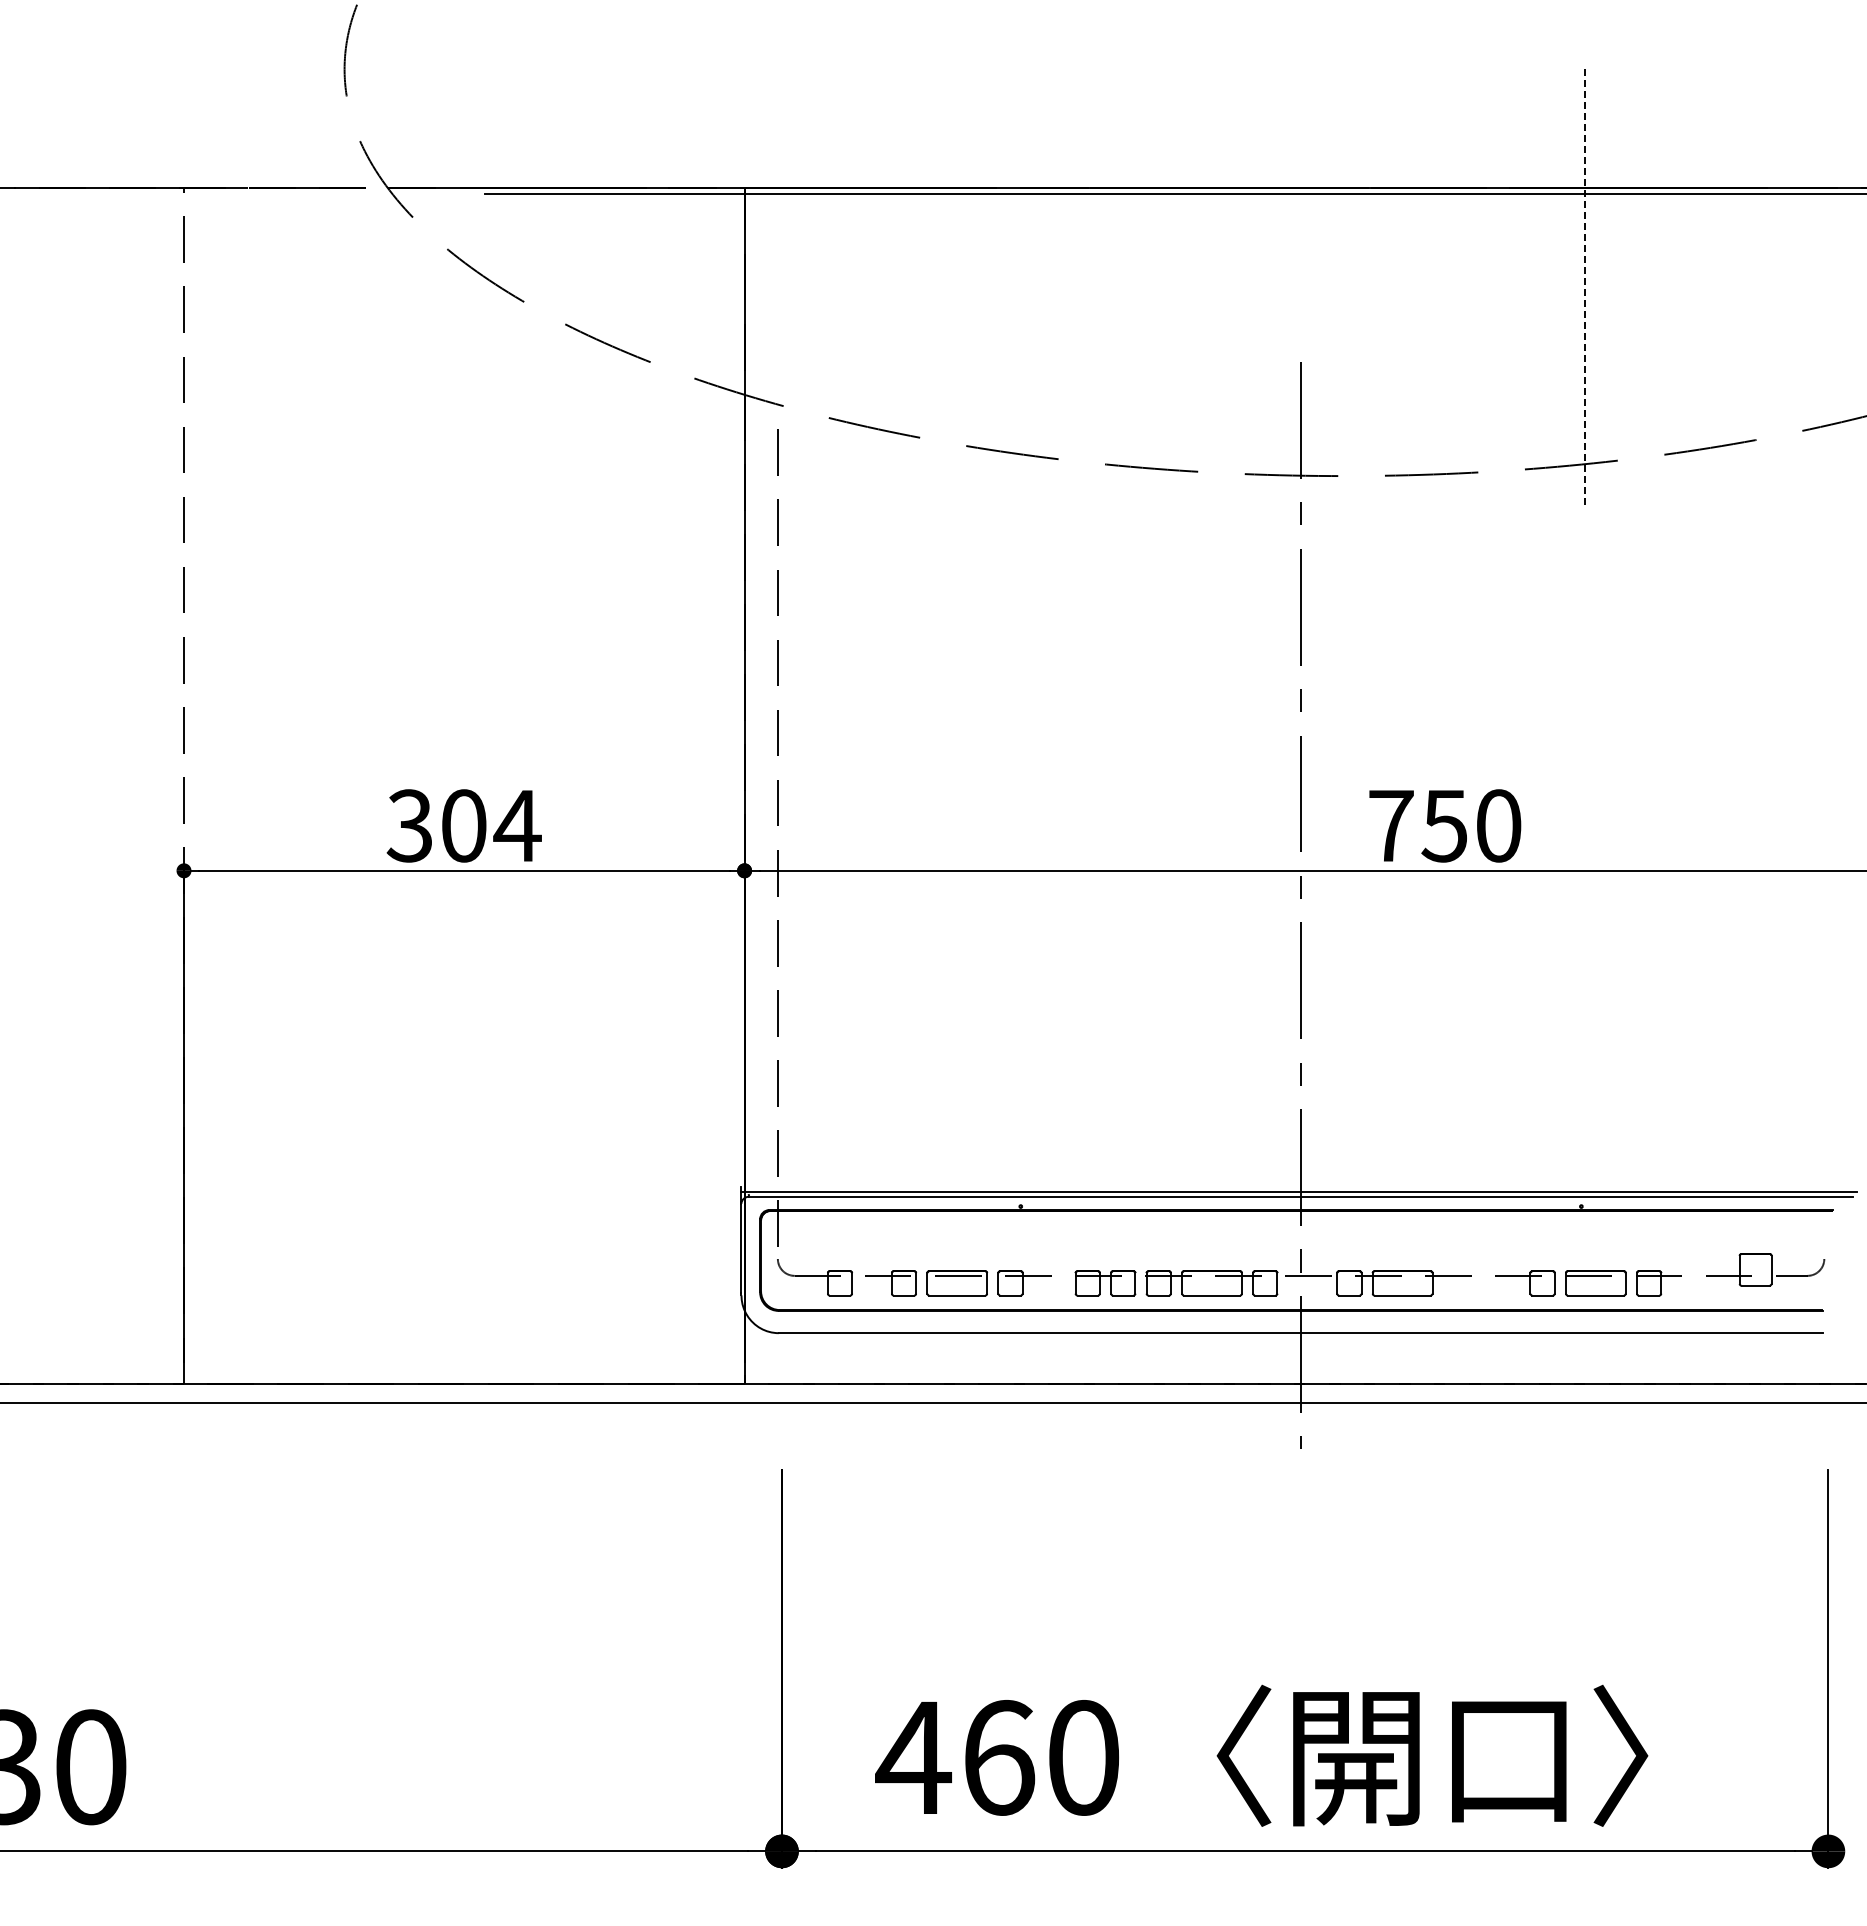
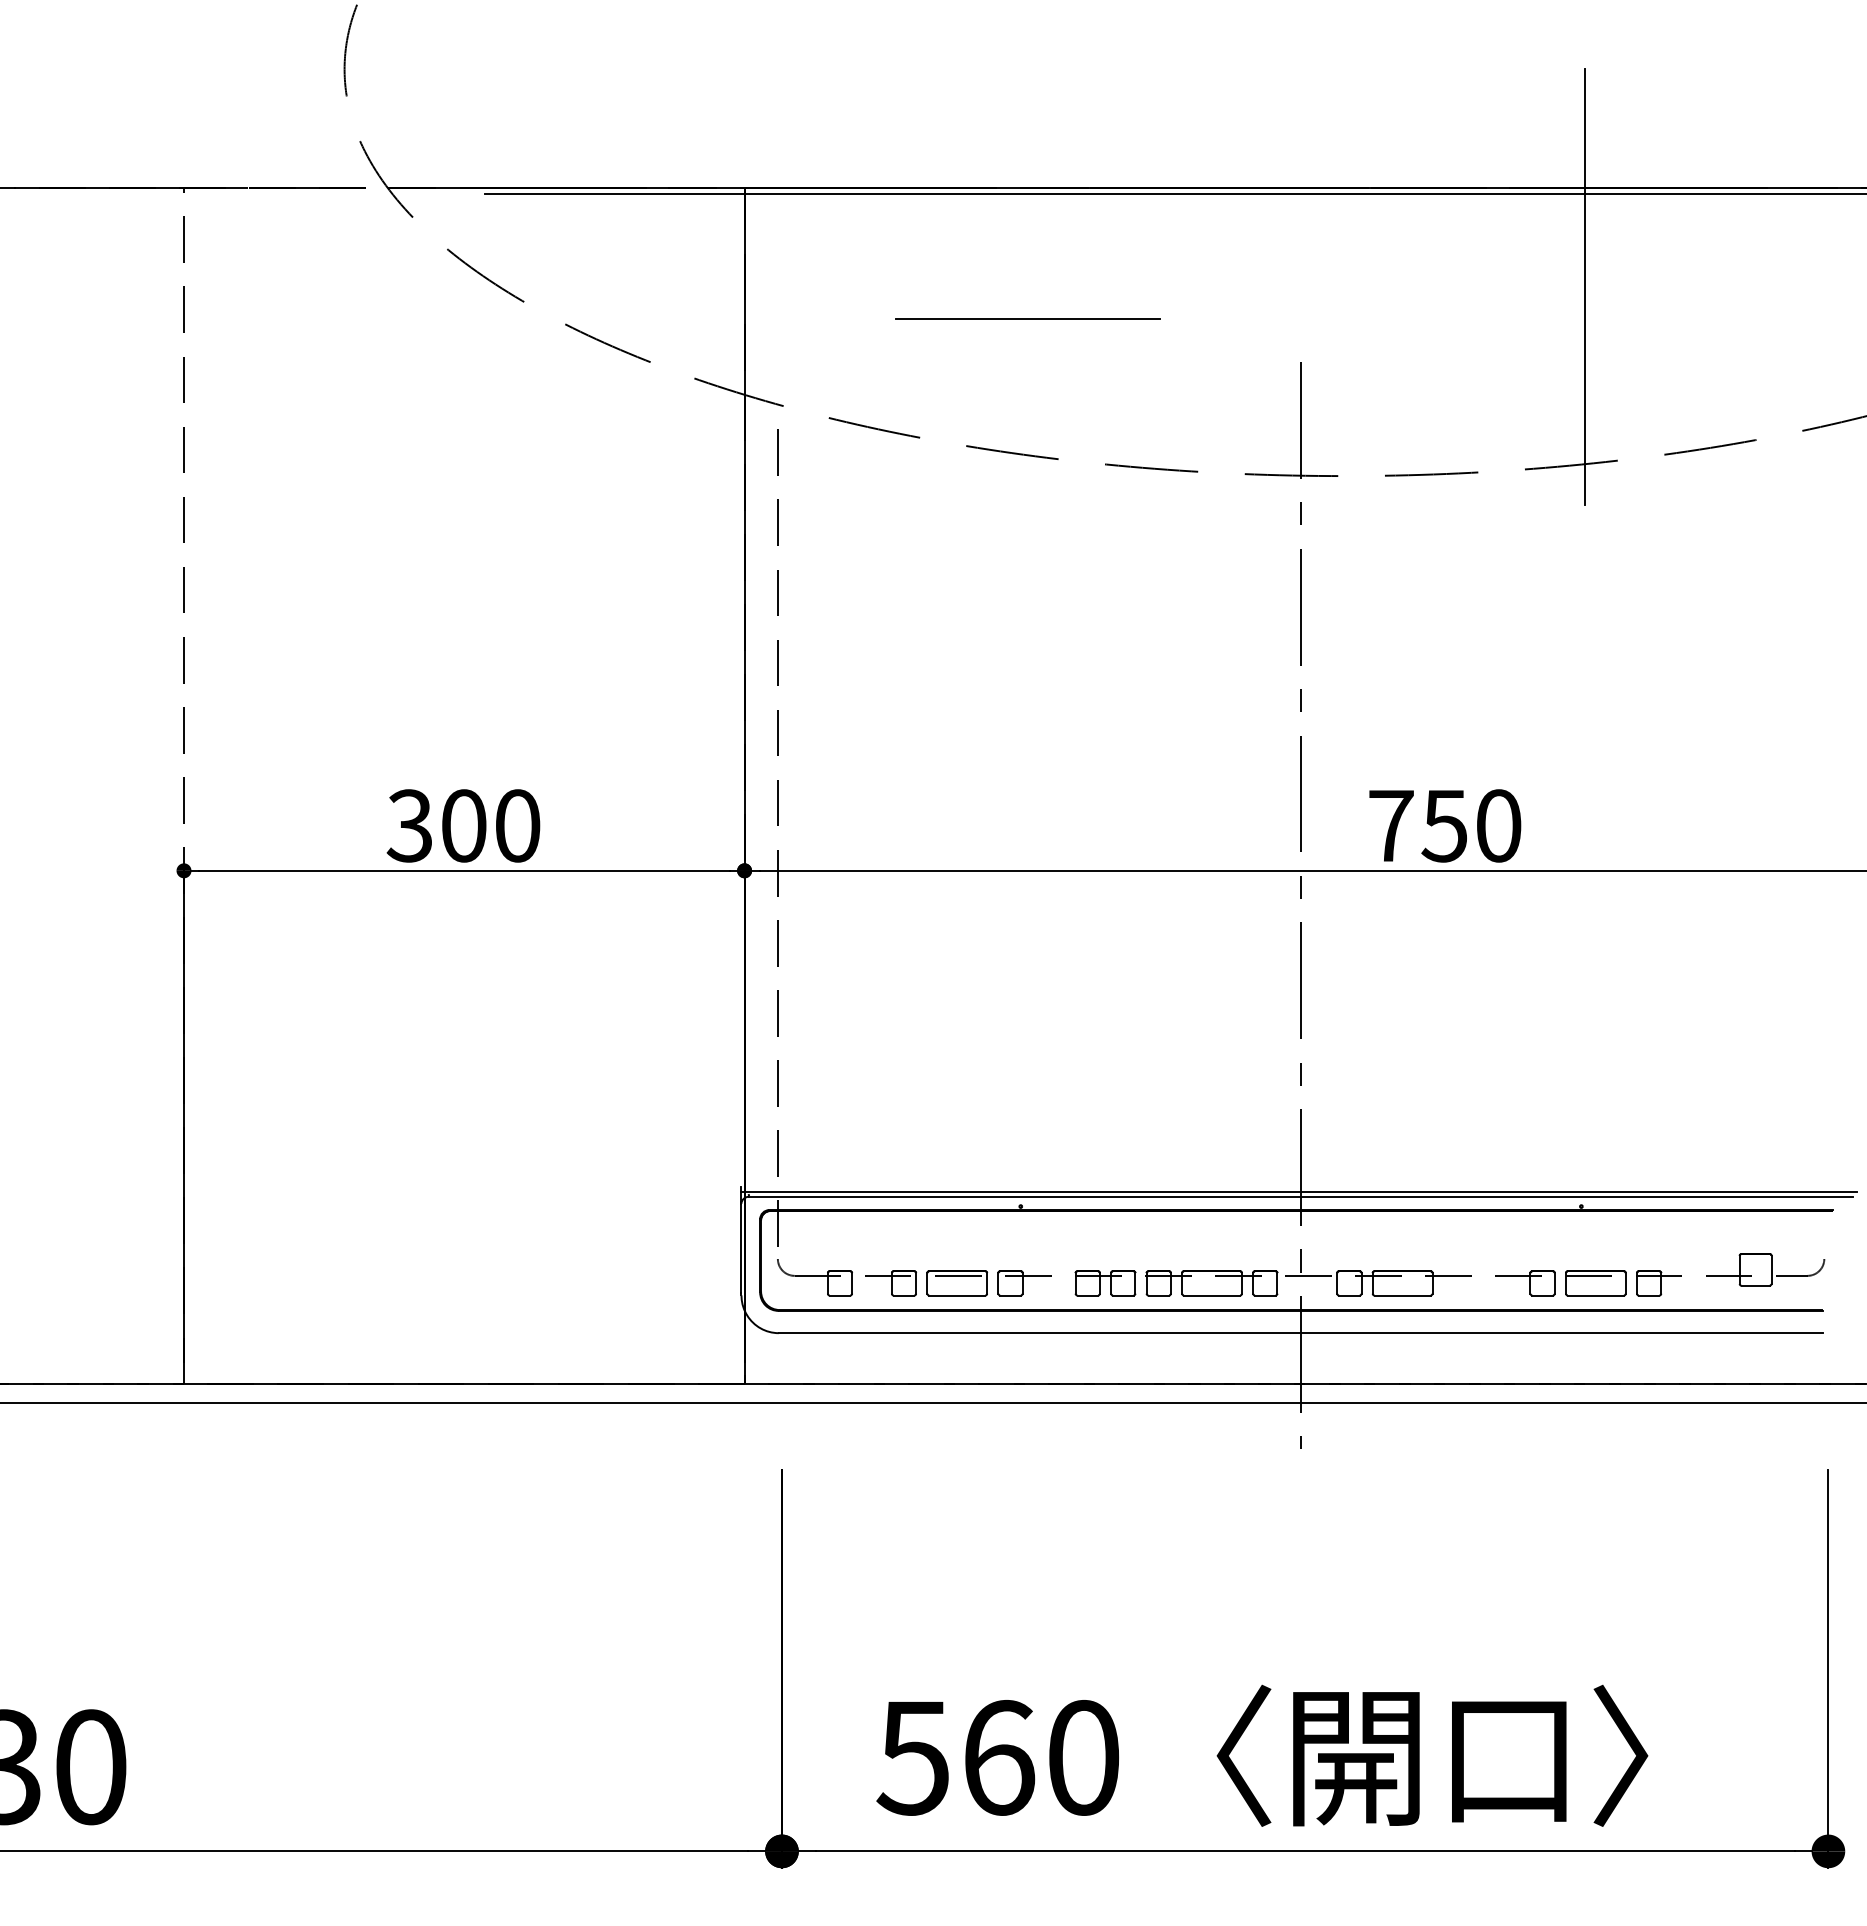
line: dashed -> solid (1585, 287)
line: none -> present (1027, 318)
text: 304 -> 300 (517, 825)
text: 460 -> 560 (913, 1758)
